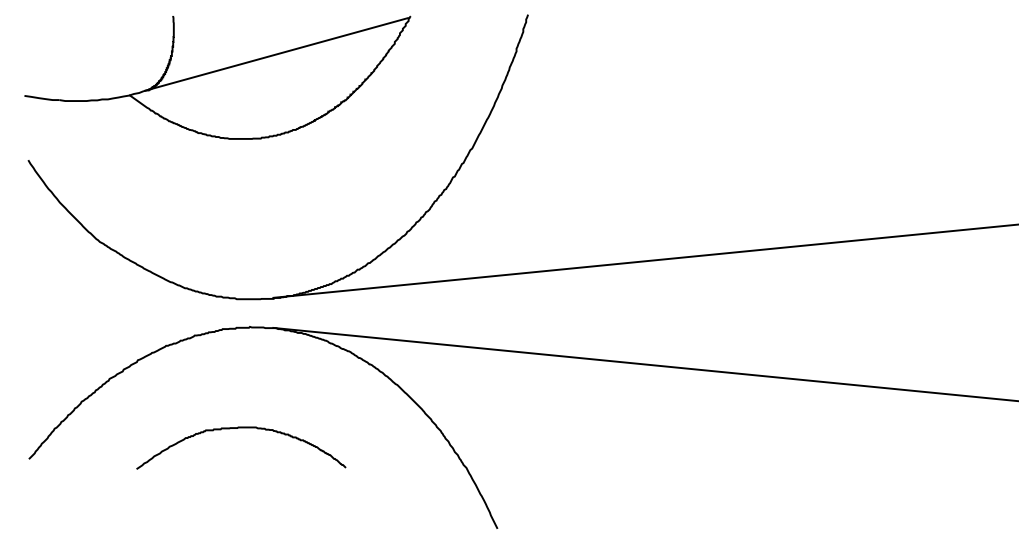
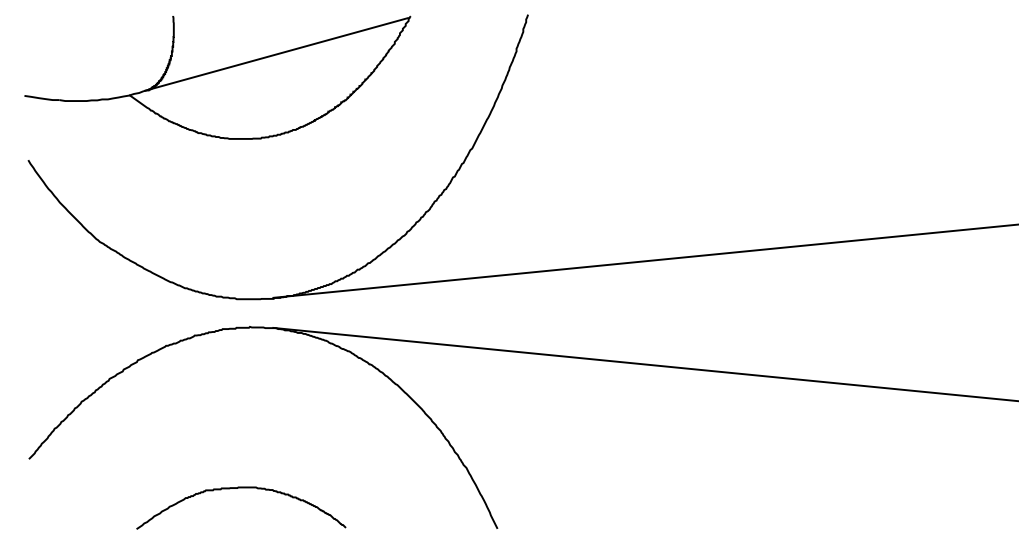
curve position: (241, 428) -> (241, 488) (241, 488)
